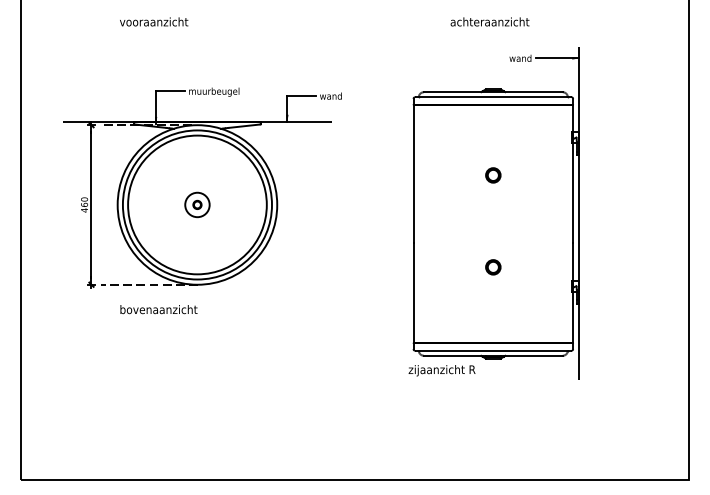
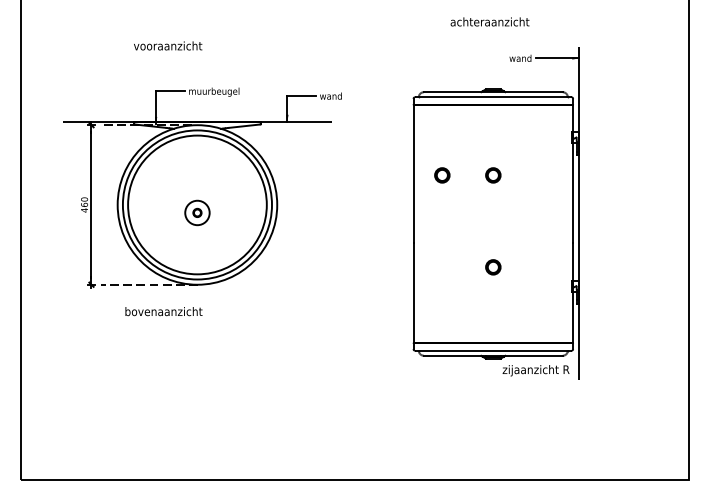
text position: (154, 21) -> (168, 45) (168, 45)
circle: none -> present (442, 175)
part position: (197, 204) -> (197, 212) (197, 212)
text position: (158, 309) -> (163, 311) (163, 311)
text position: (441, 370) -> (535, 370) (535, 370)
